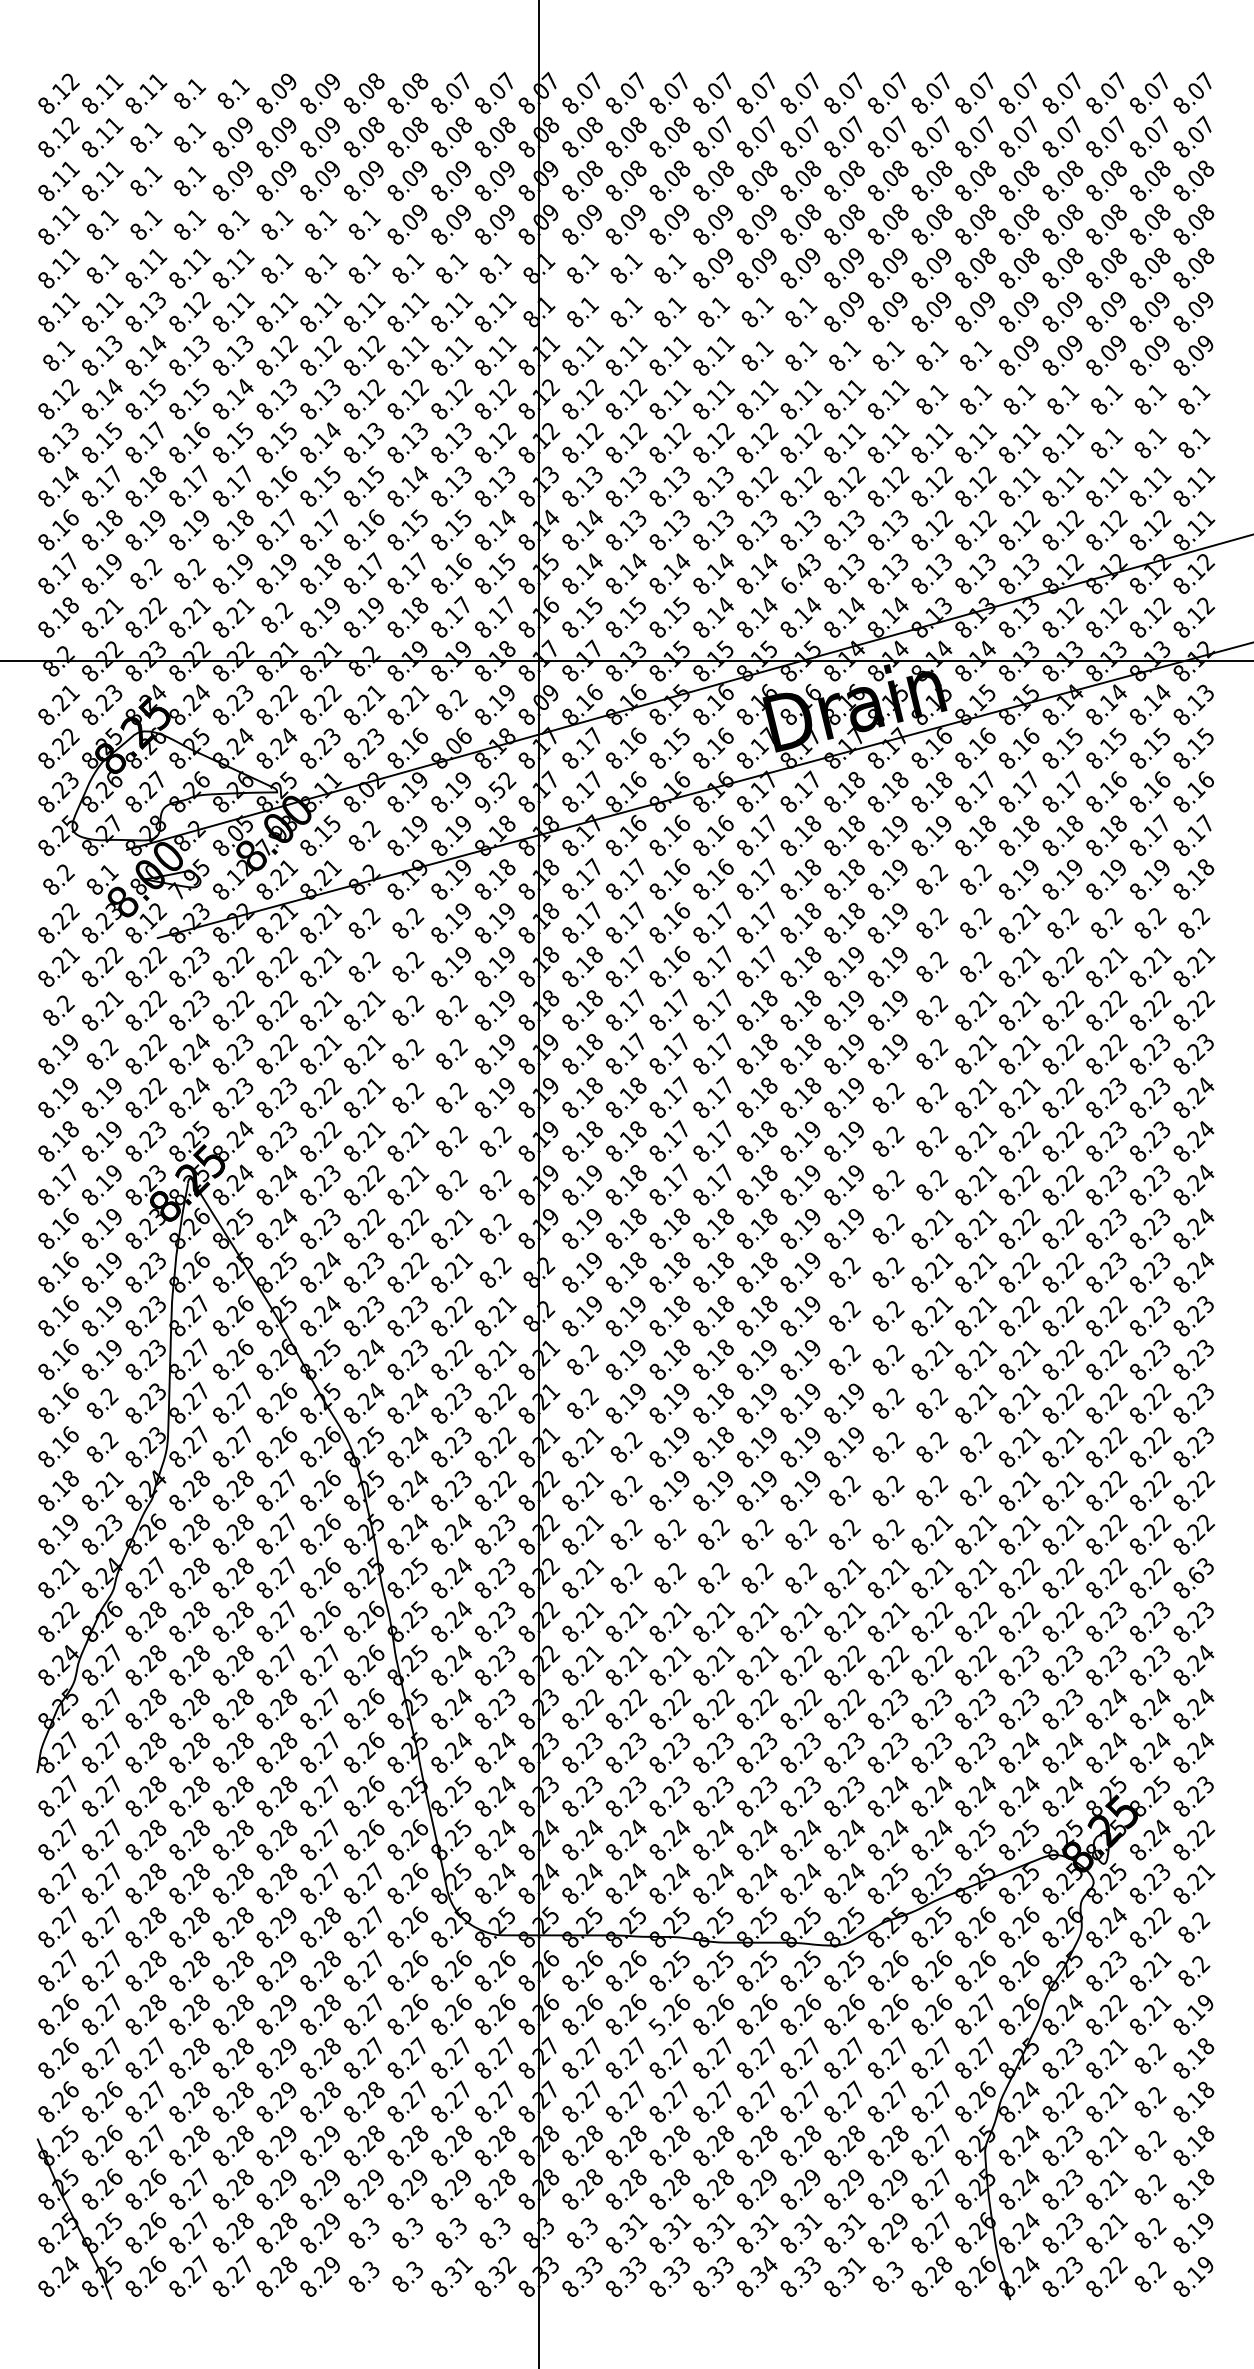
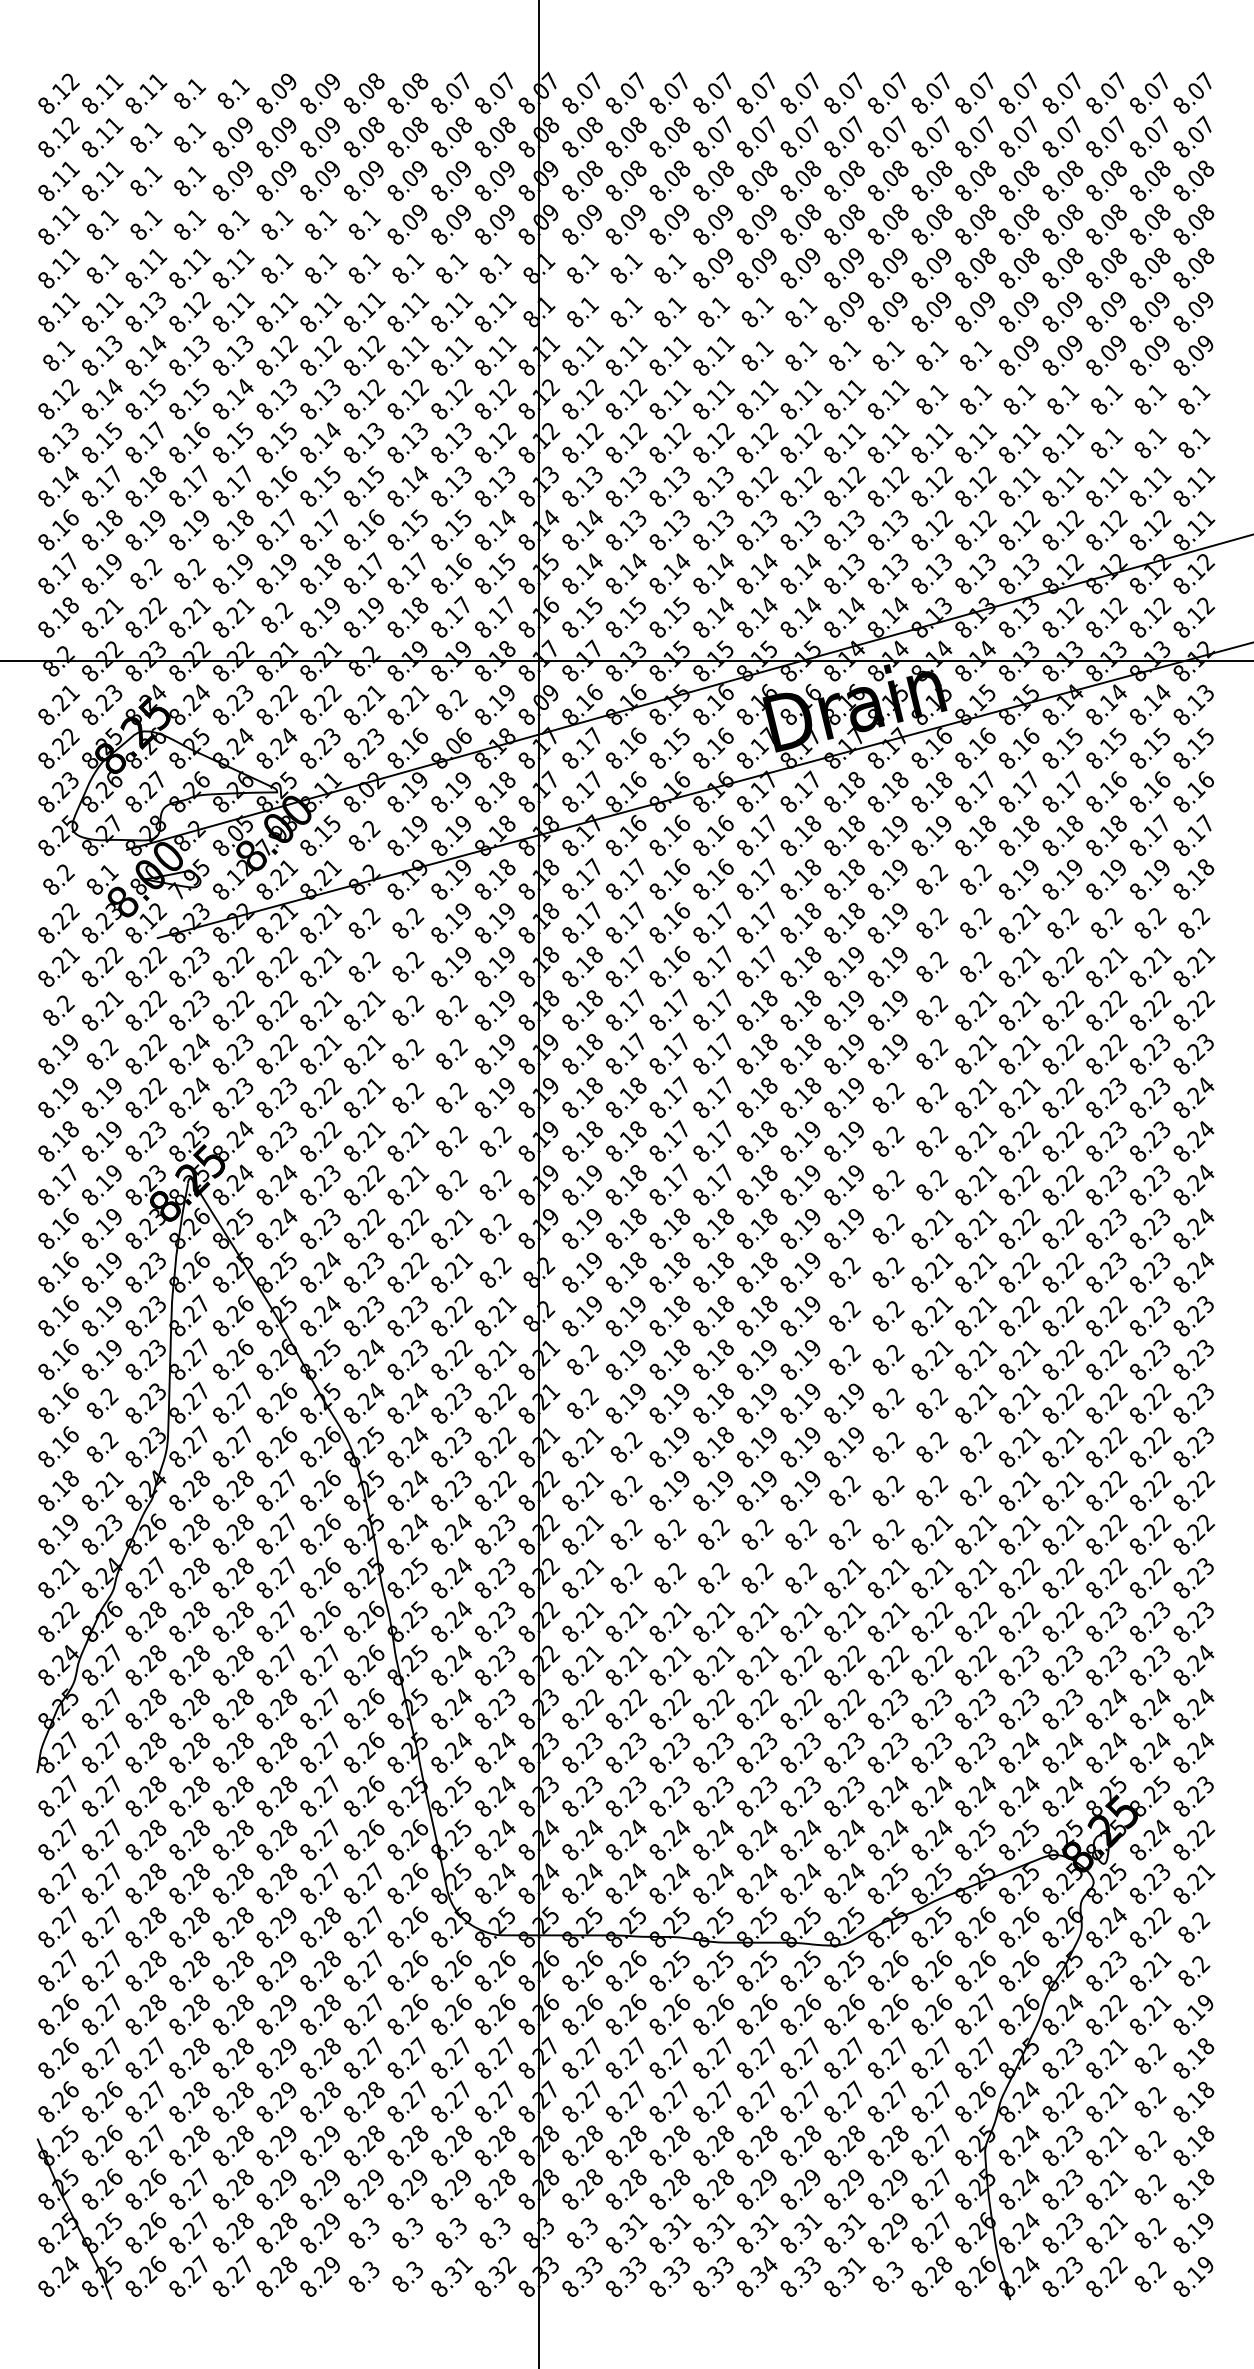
text: 6.43 -> 8.14 (800, 573)
text: 9.52 -> 8.18 (495, 791)
text: 8.63 -> 8.23 (1196, 1575)
text: 5.26 -> 8.26 (656, 2027)
